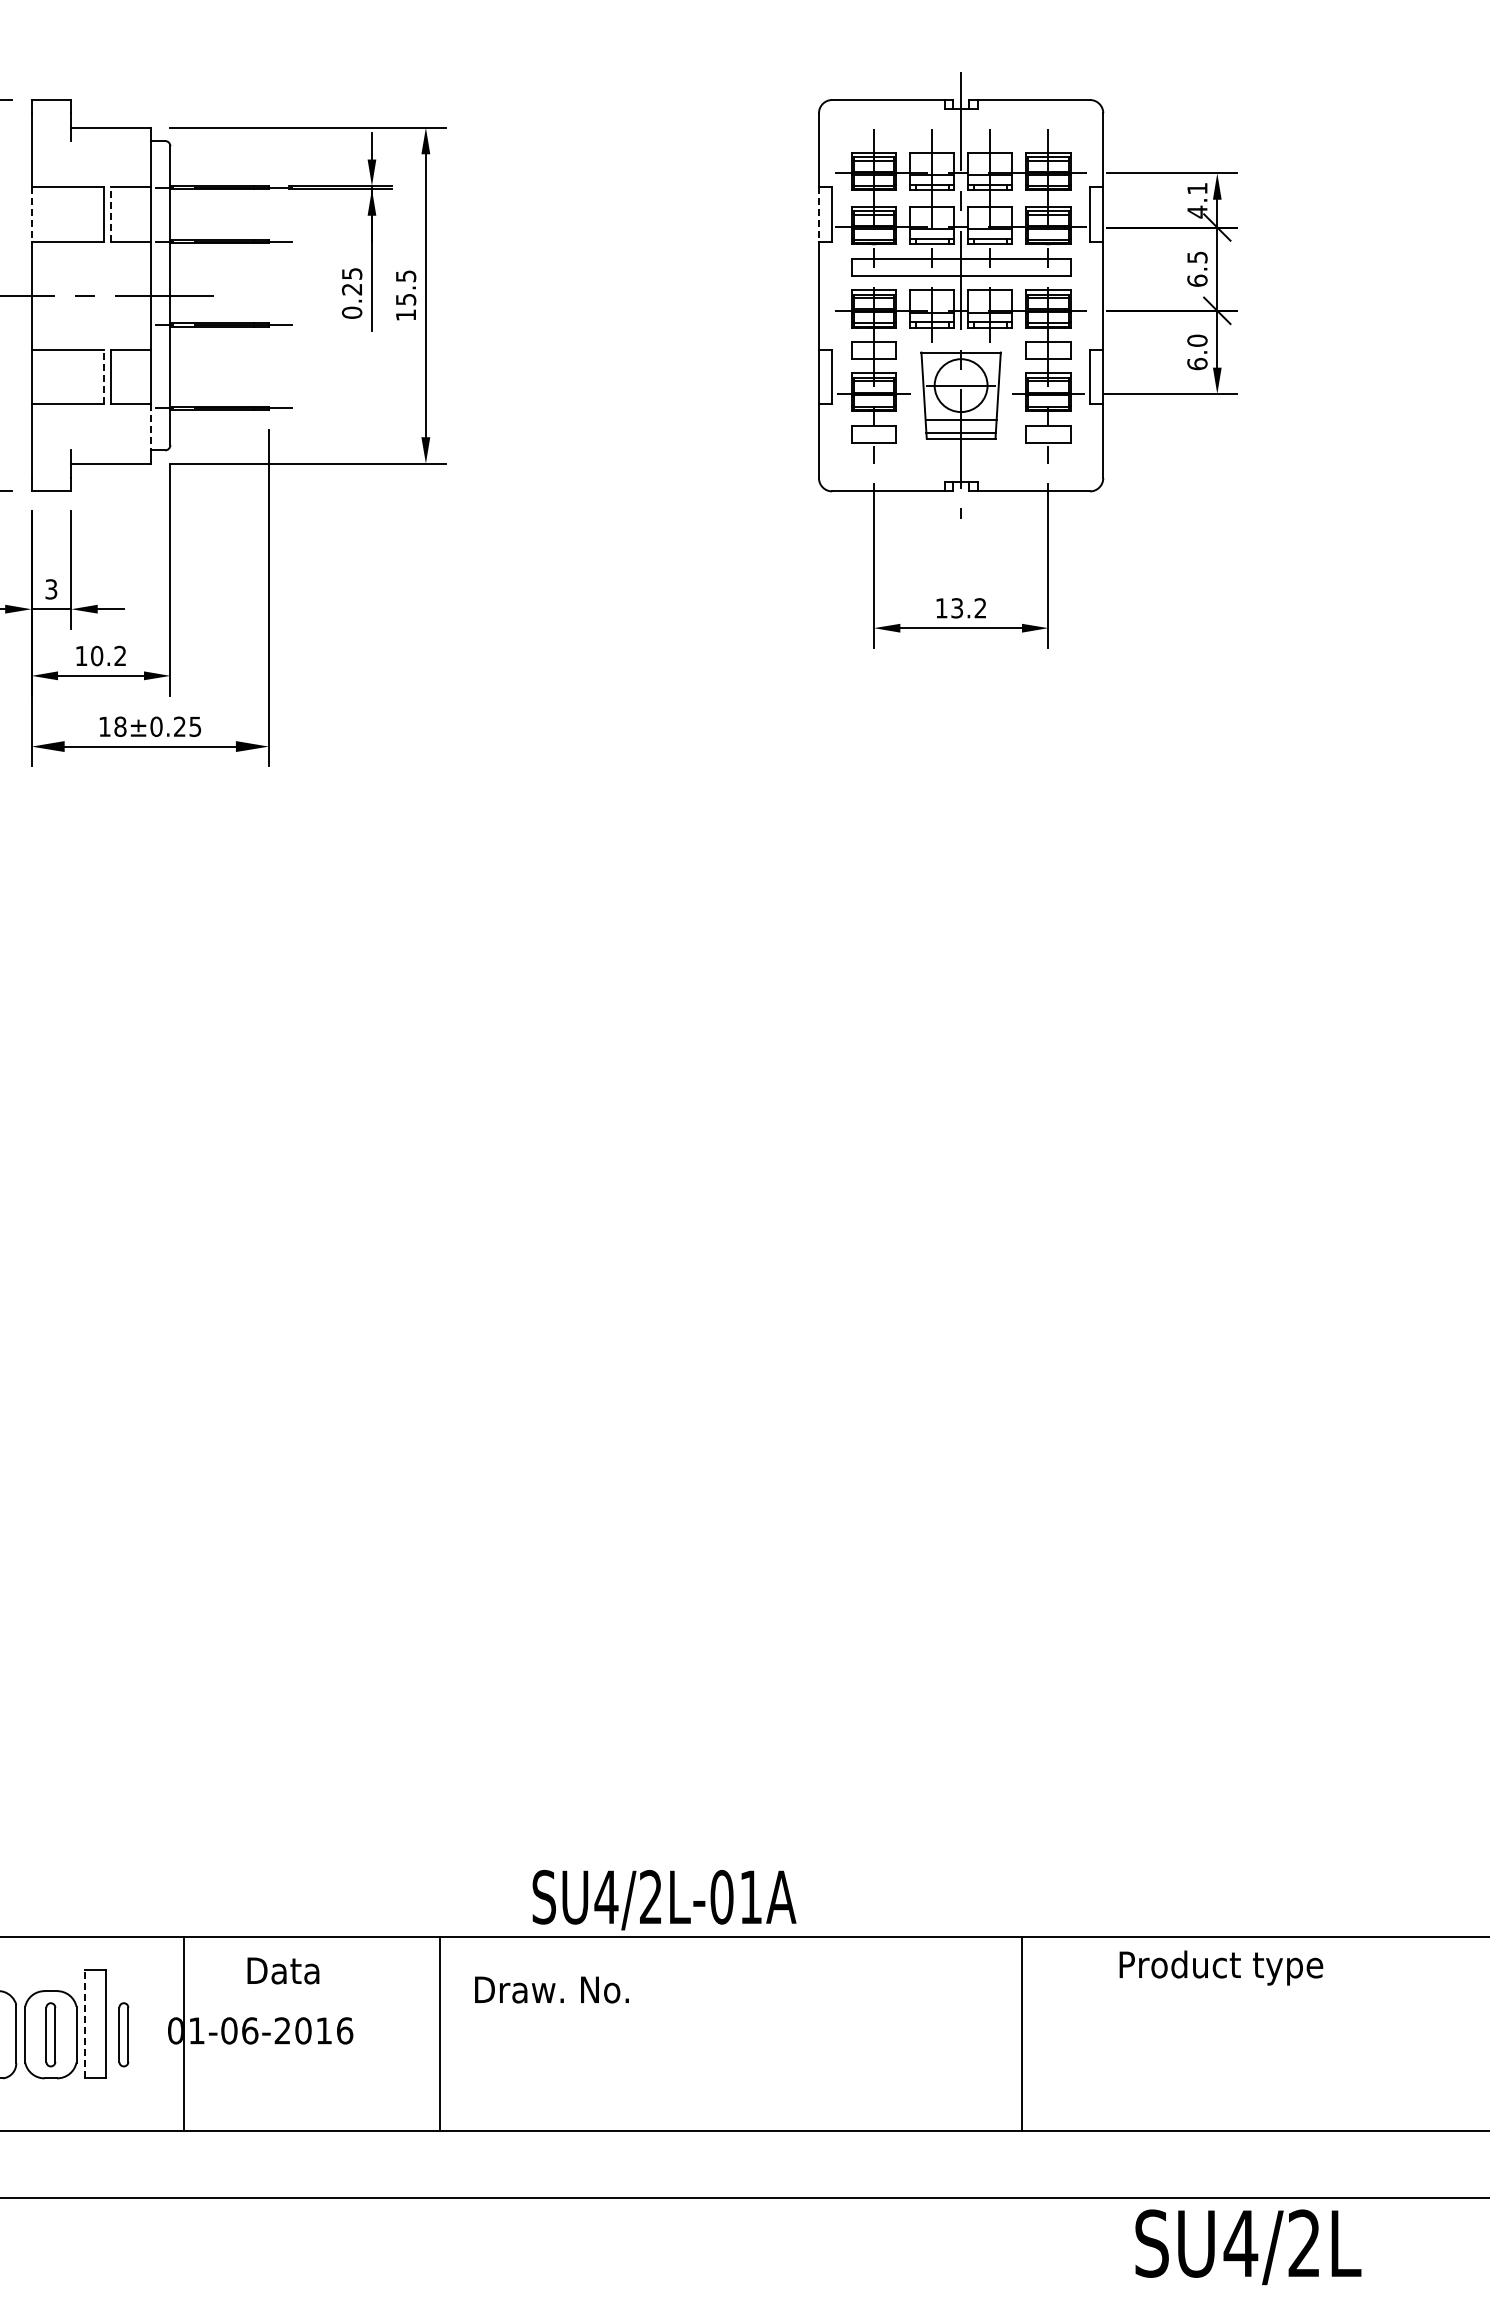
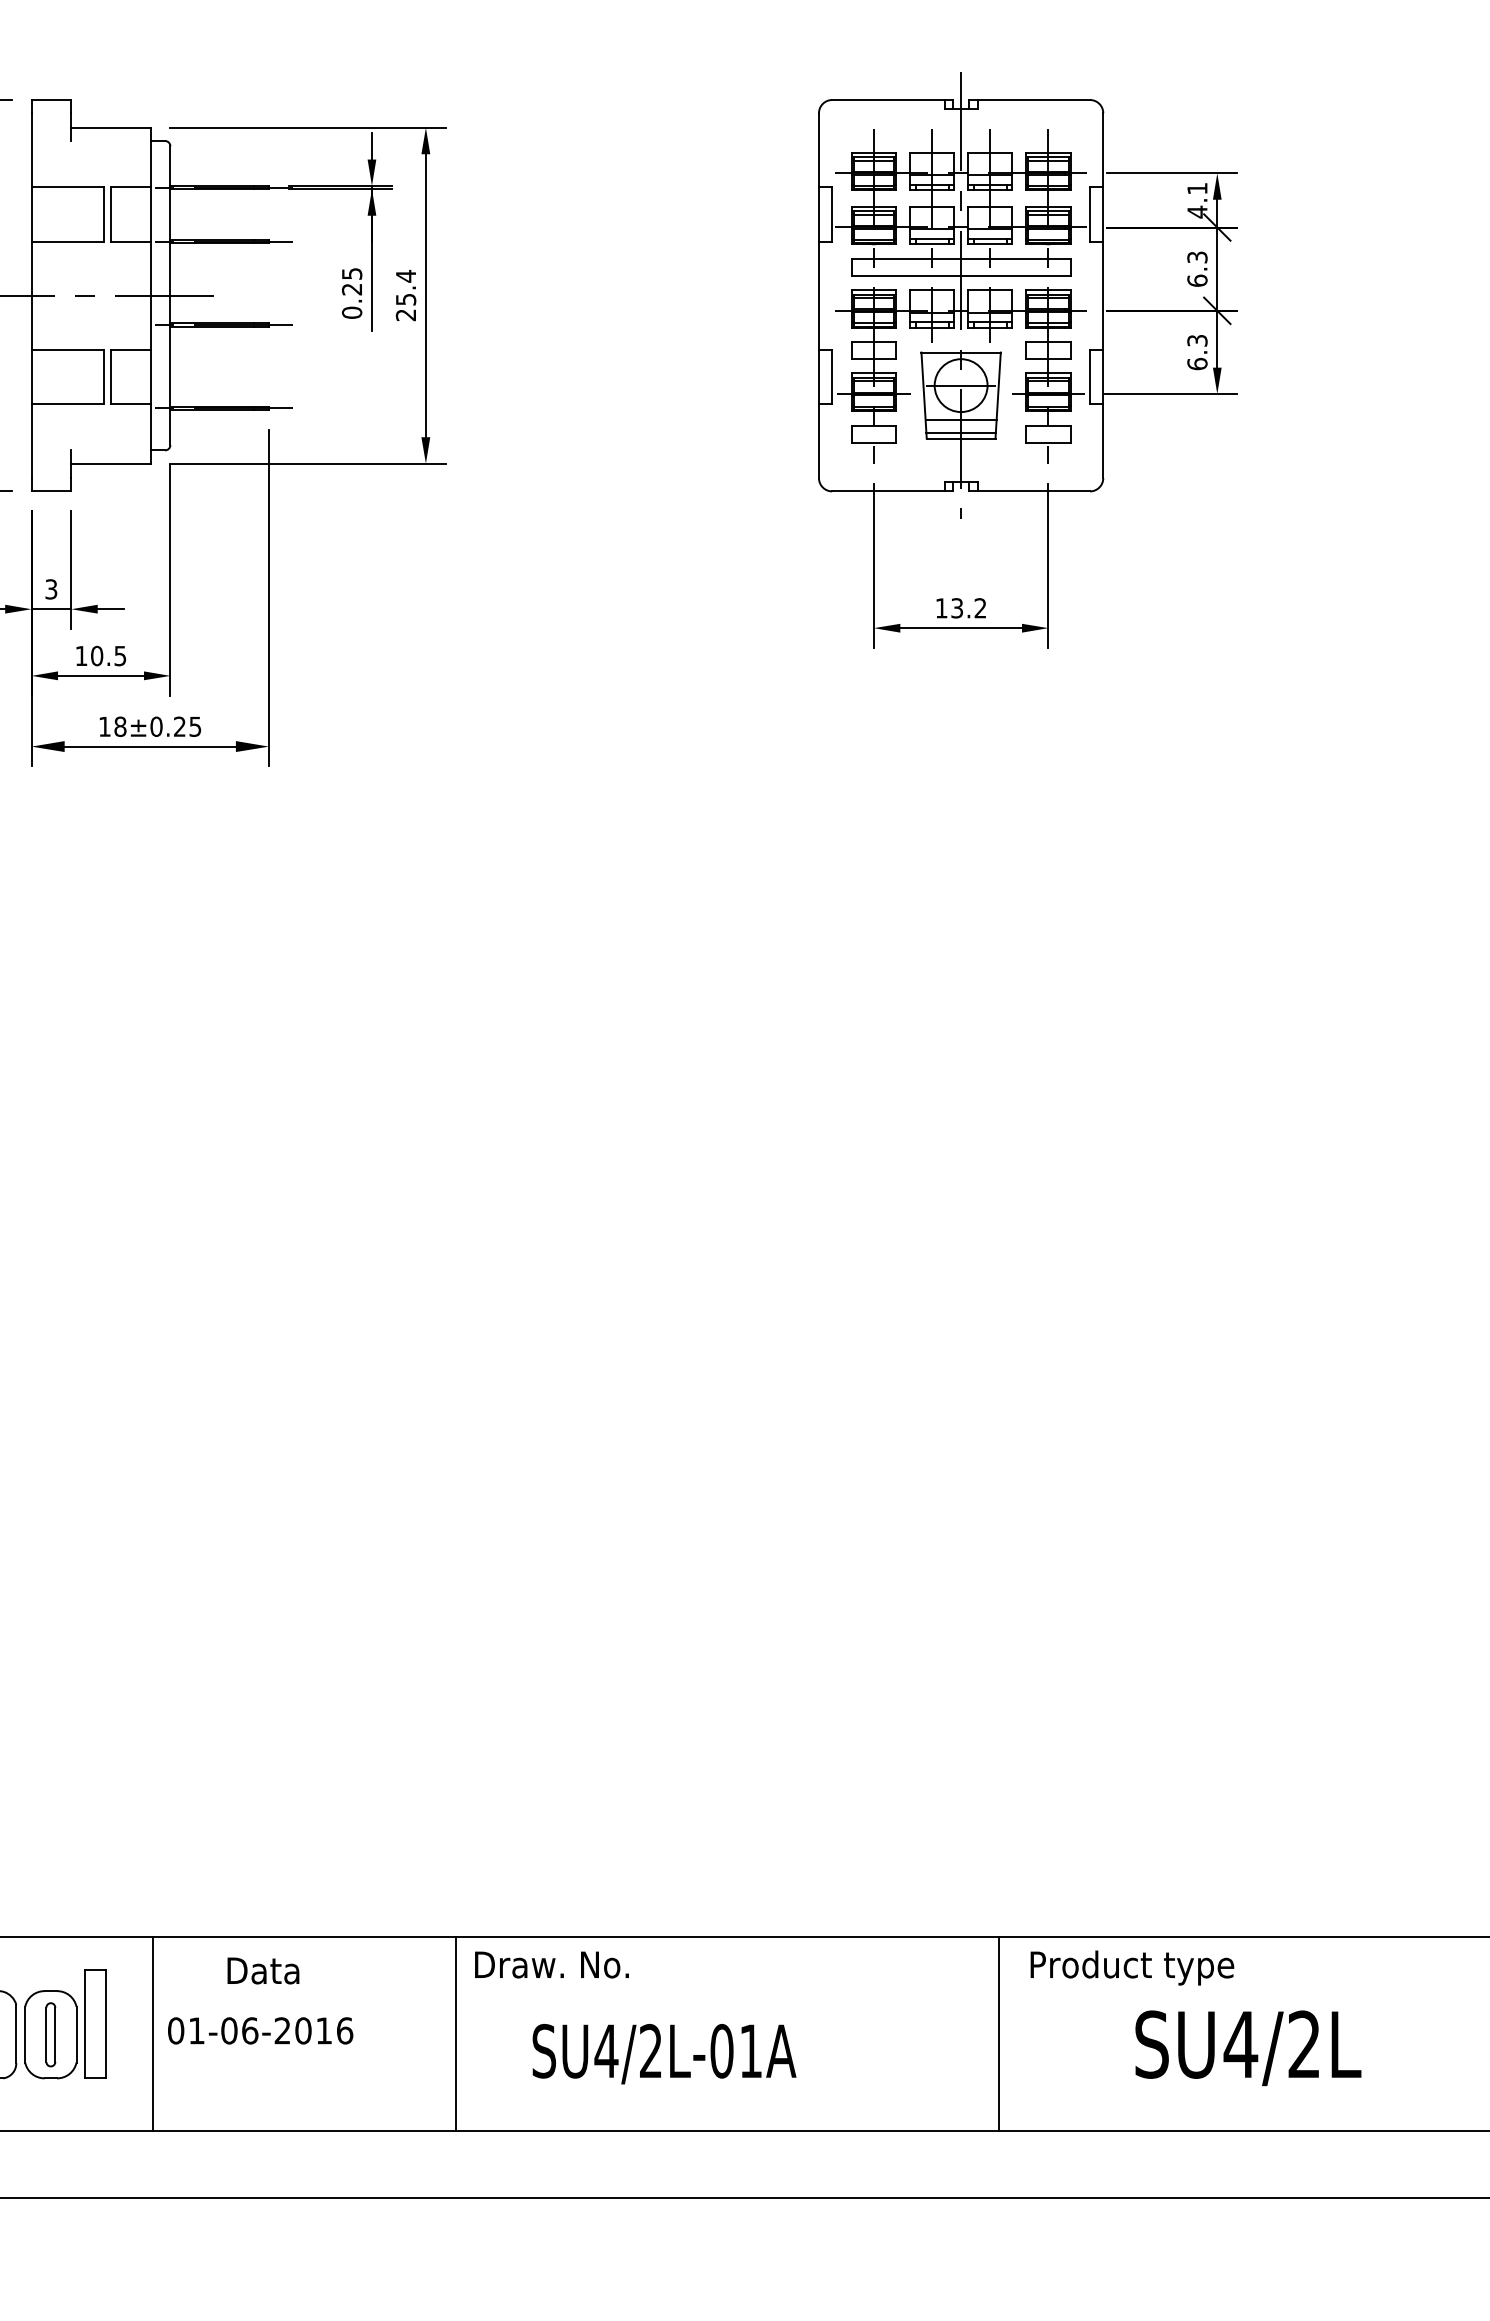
line: dashed -> solid (110, 213)
line: dashed -> solid (31, 214)
line: dashed -> solid (818, 214)
text: 6.5 -> 6.3 (1196, 256)
text: 15.5 -> 25.4 (405, 295)
text: 6.0 -> 6.3 (1197, 340)
line: dashed -> solid (104, 376)
line: dashed -> solid (150, 427)
text: 10.2 -> 10.5 (120, 655)
text position: (664, 1900) -> (664, 2054) (664, 2054)
text position: (1221, 1967) -> (1132, 1967) (1132, 1967)
text position: (283, 1970) -> (263, 1970) (263, 1970)
text position: (551, 1989) -> (551, 1964) (551, 1964)
line: dashed -> solid (85, 2023)
part: present -> none (123, 2034)
line position: (184, 2034) -> (153, 2034) (153, 2034)
line position: (440, 2034) -> (456, 2034) (456, 2034)
line position: (1021, 2034) -> (998, 2034) (998, 2034)
text position: (1248, 2247) -> (1248, 2048) (1248, 2048)
